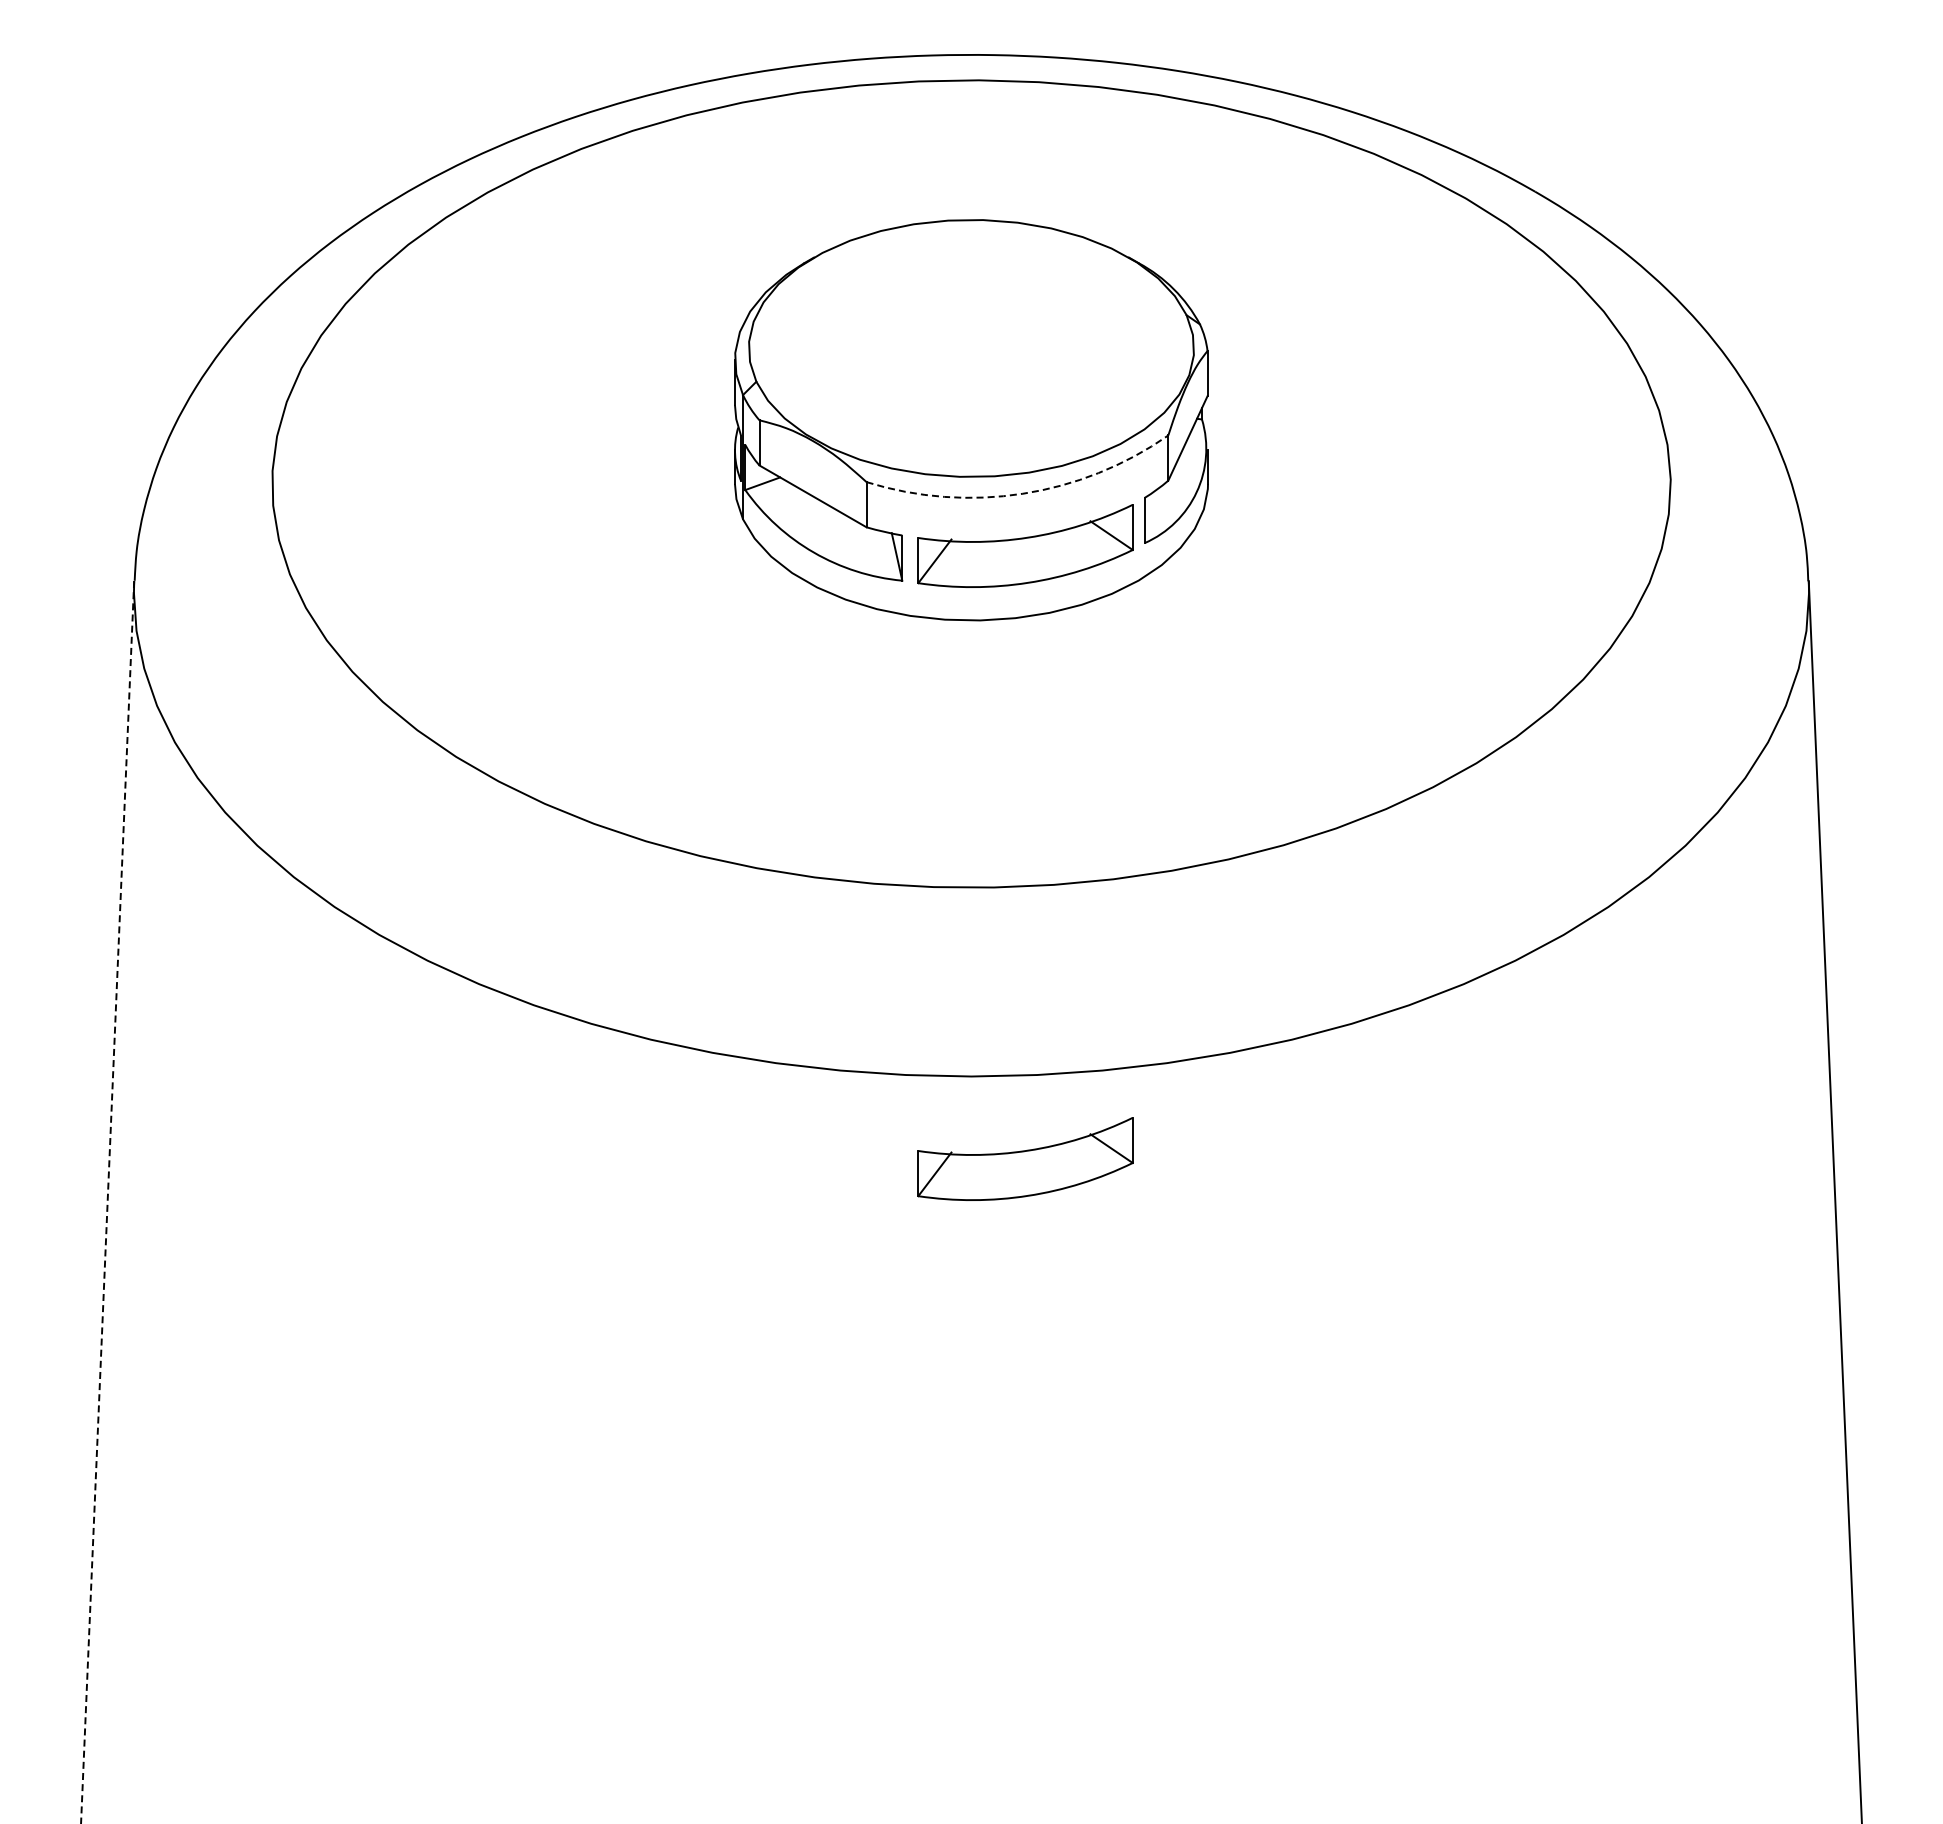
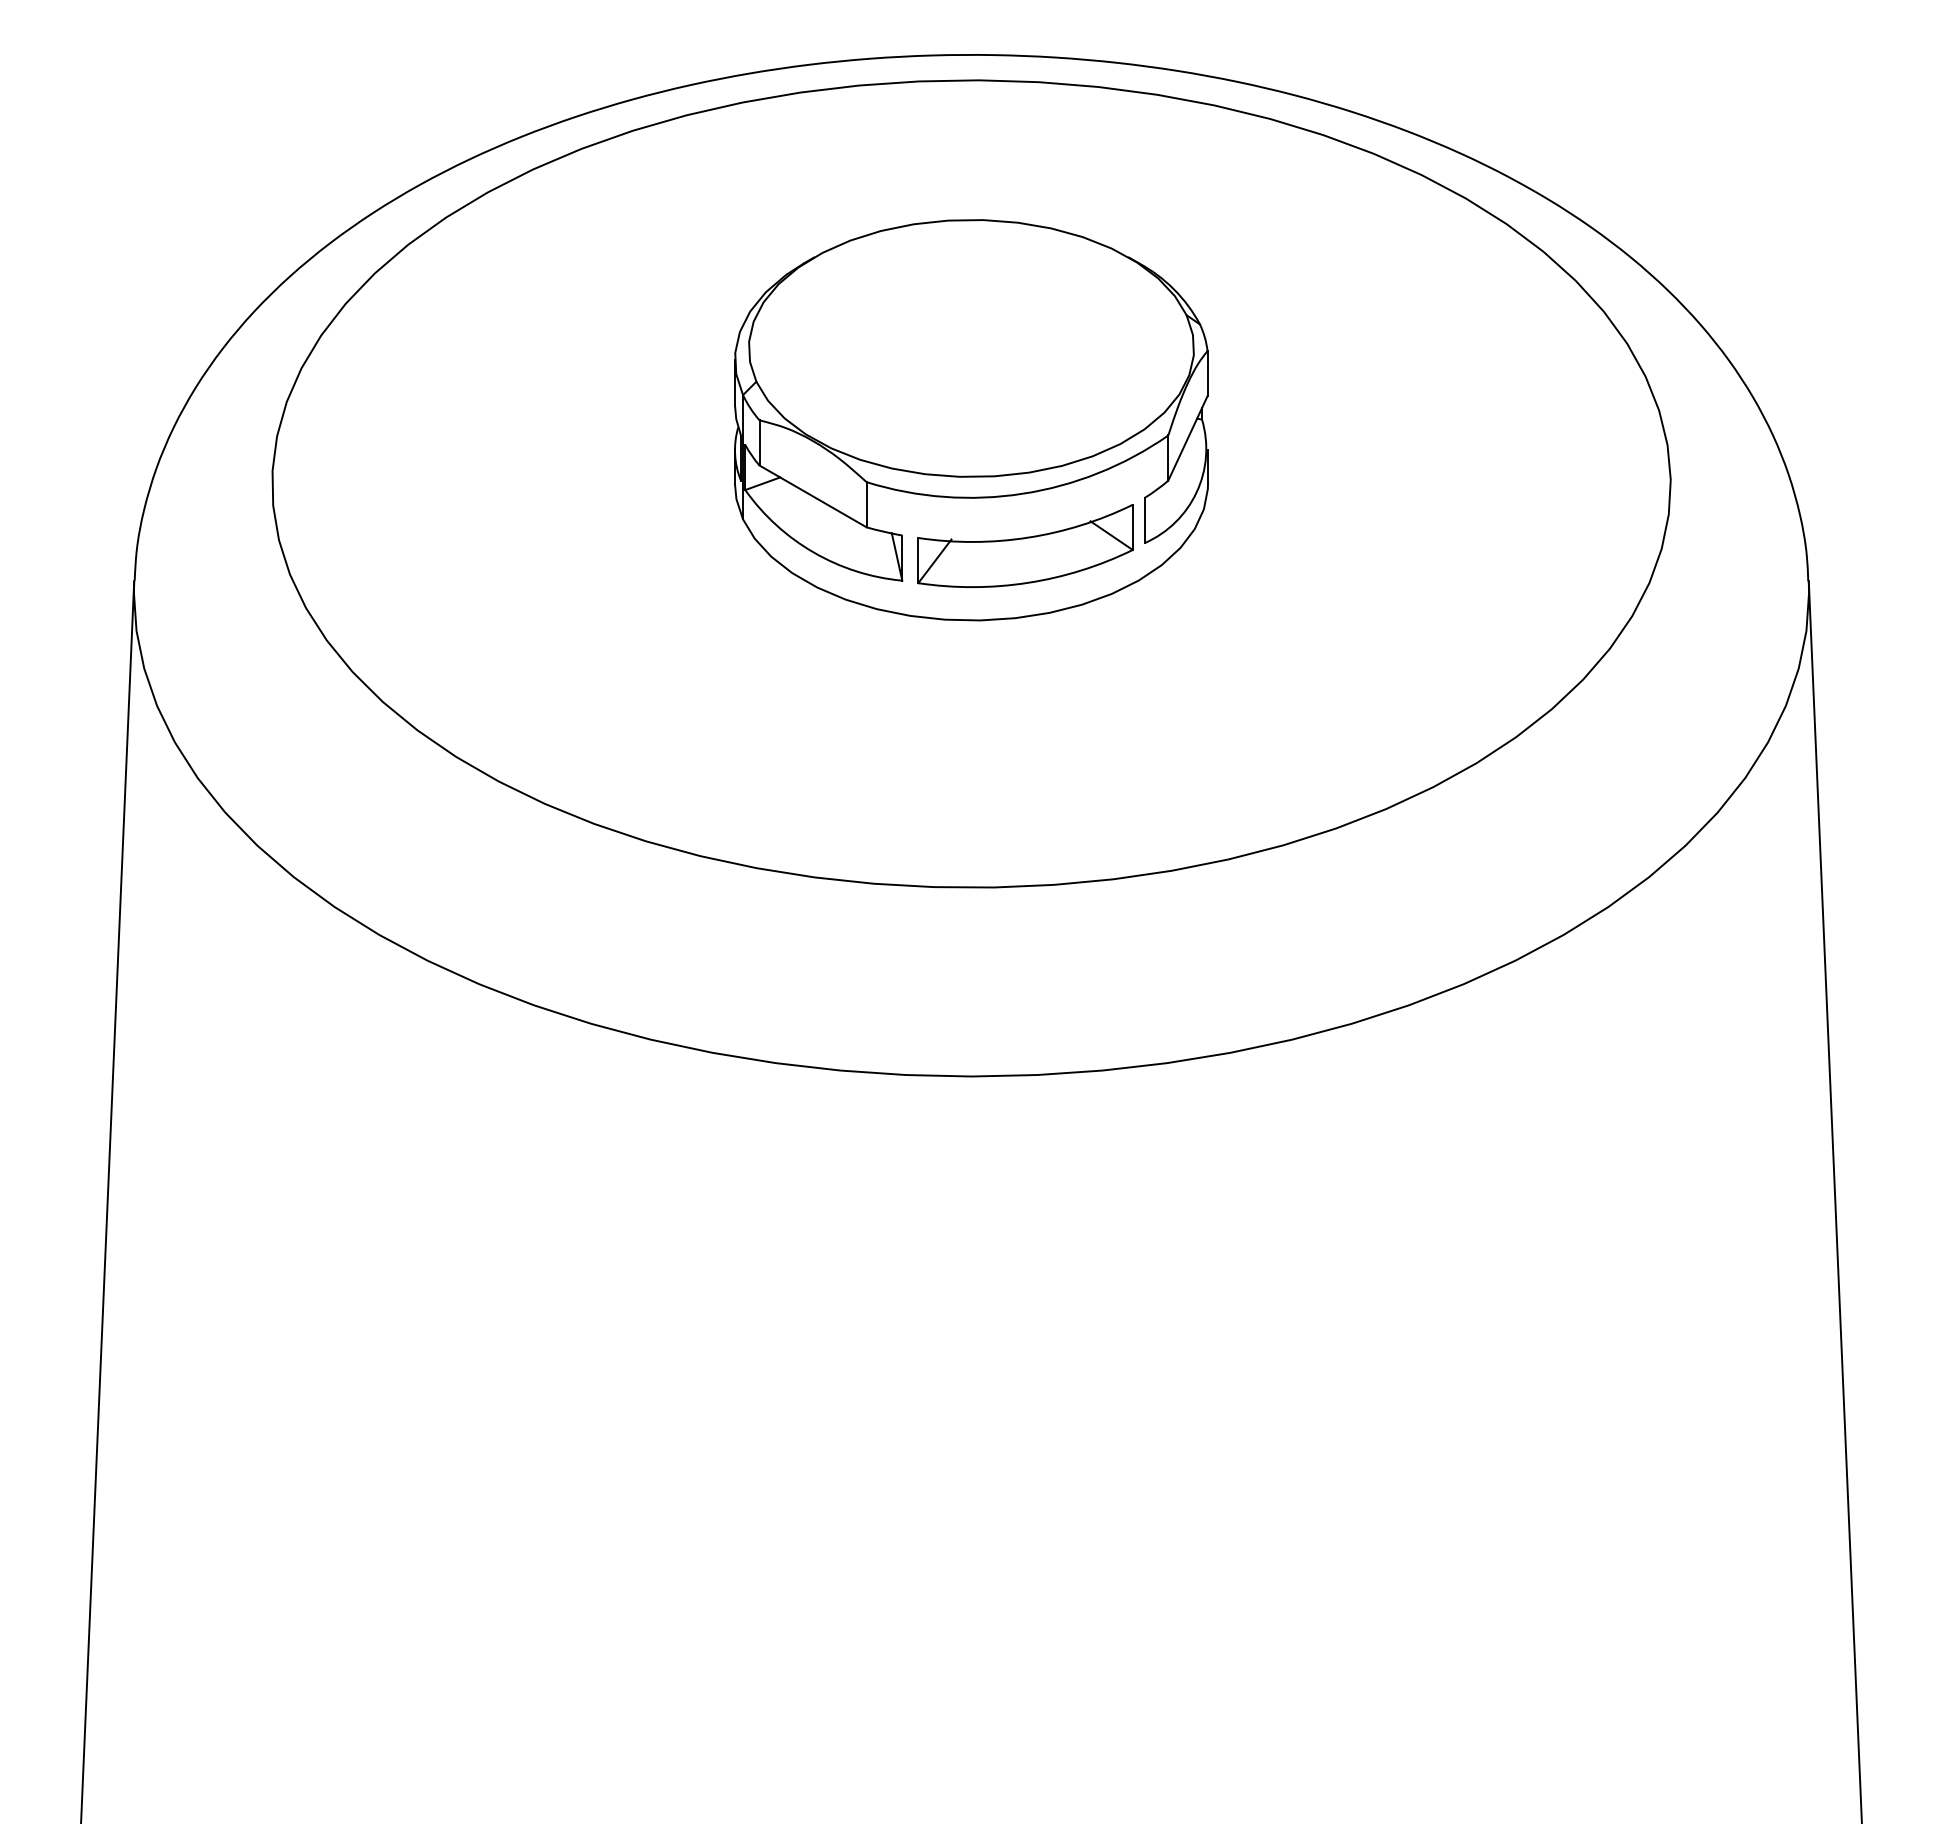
arc: dashed -> solid (1022, 493)
part: present -> none (1025, 1158)
line: dashed -> solid (107, 1202)
